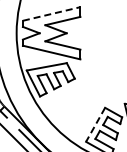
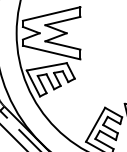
line: dashed -> solid (51, 13)
line: dashed -> solid (95, 125)
